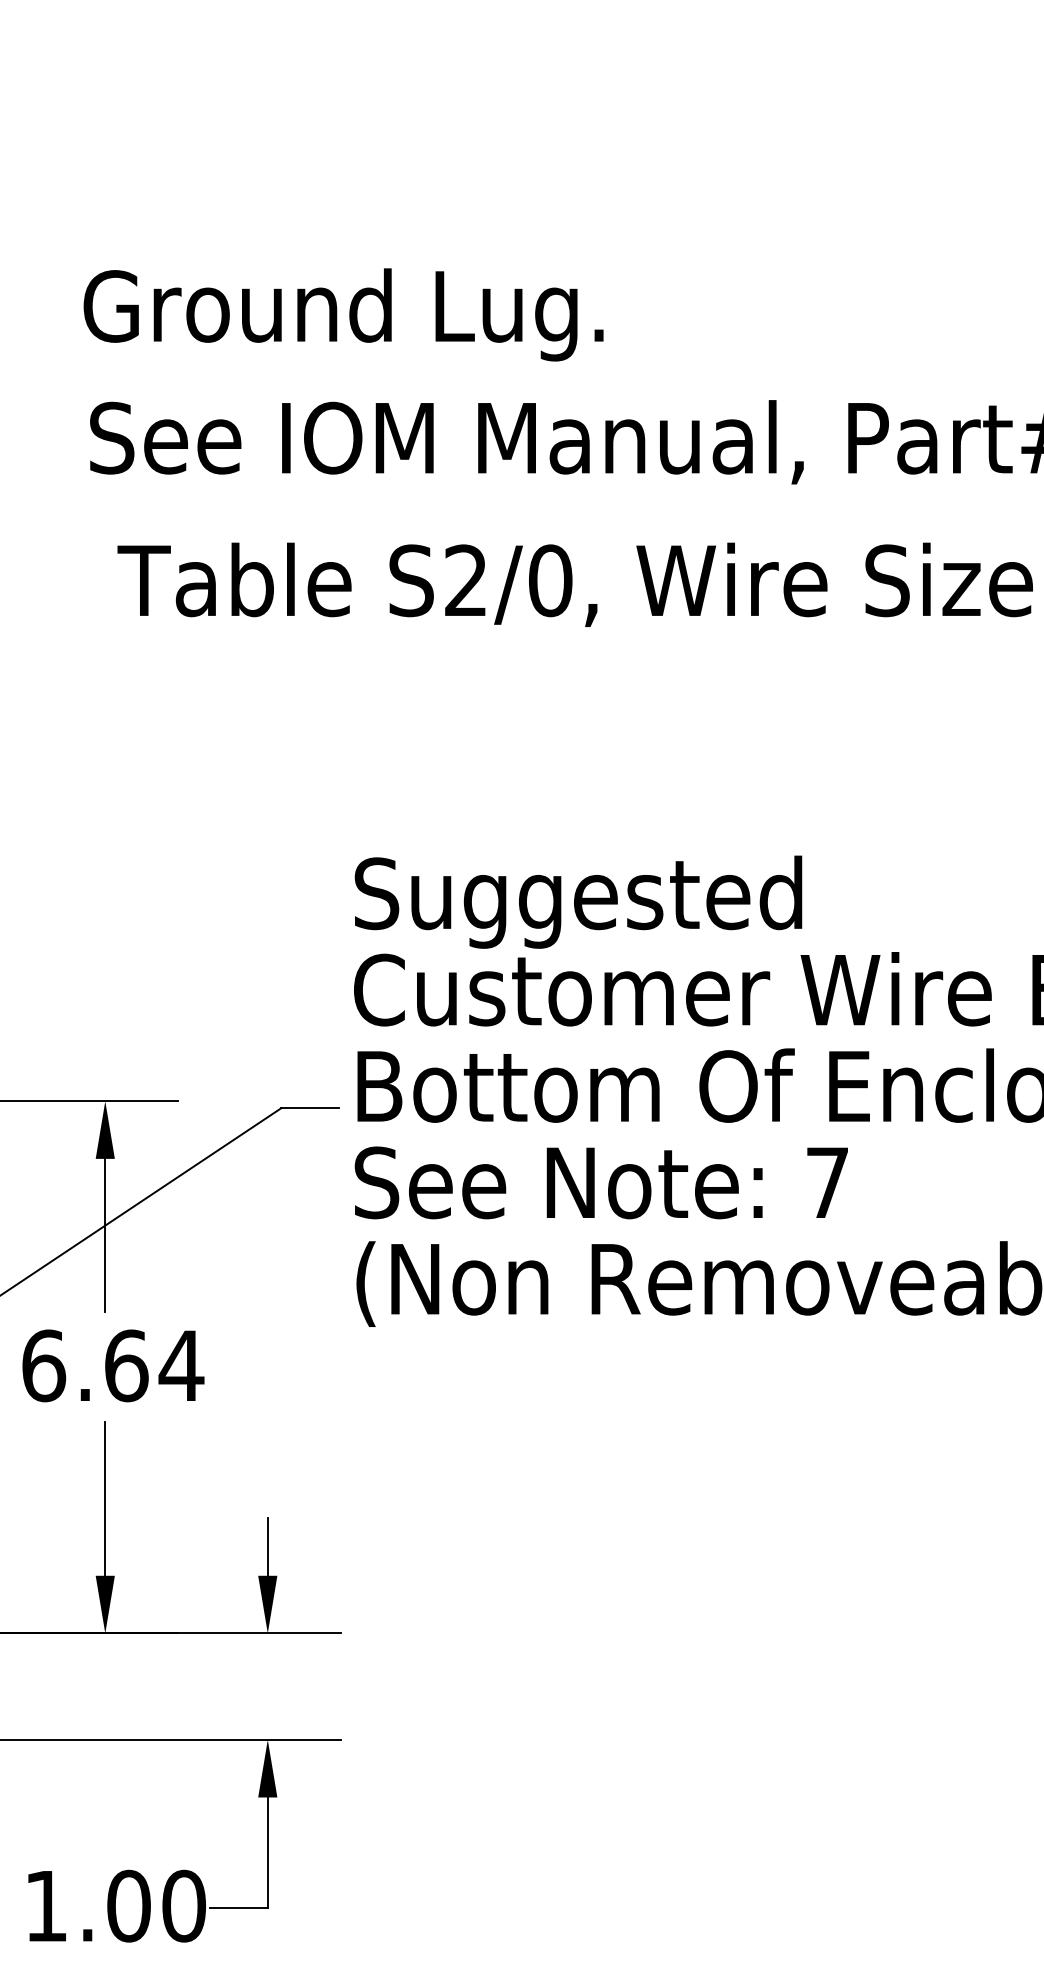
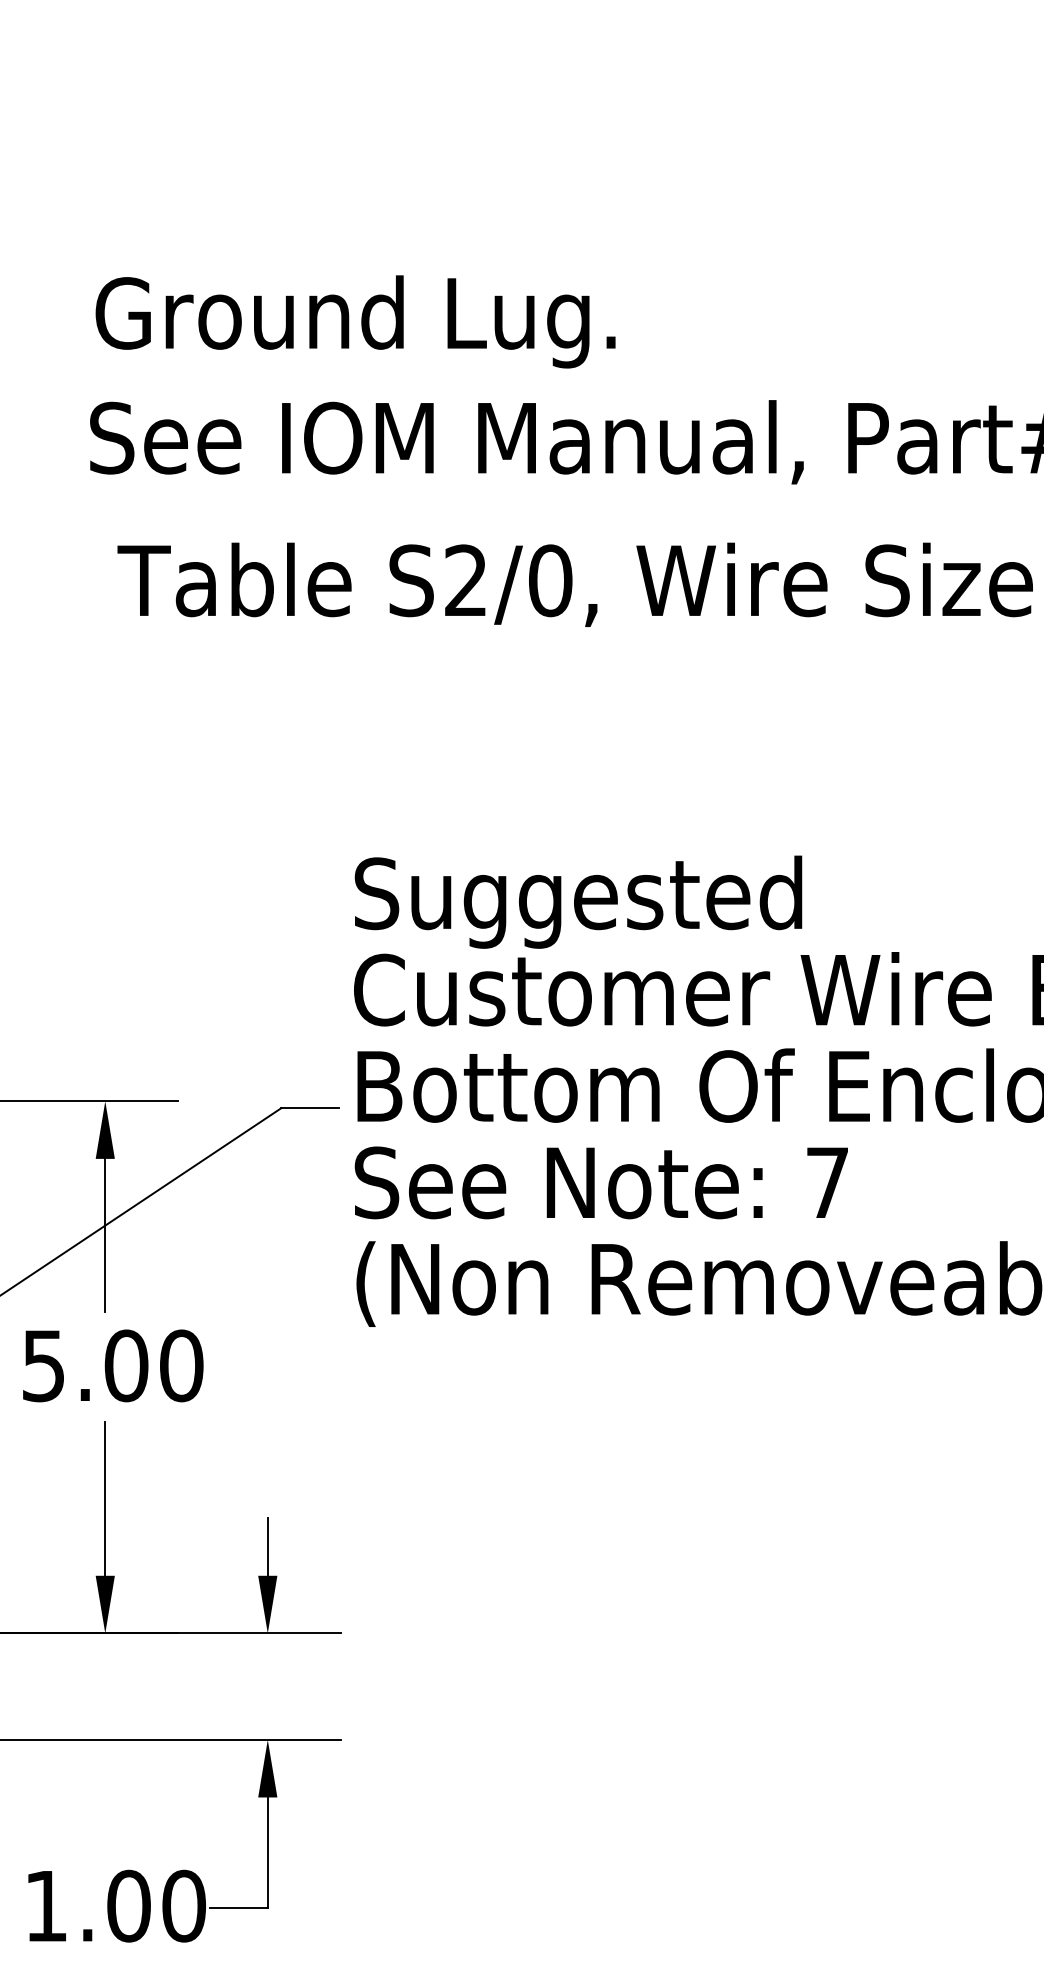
text position: (343, 314) -> (355, 321) (355, 321)
text: 6.64 -> 5.00 (113, 1365)
